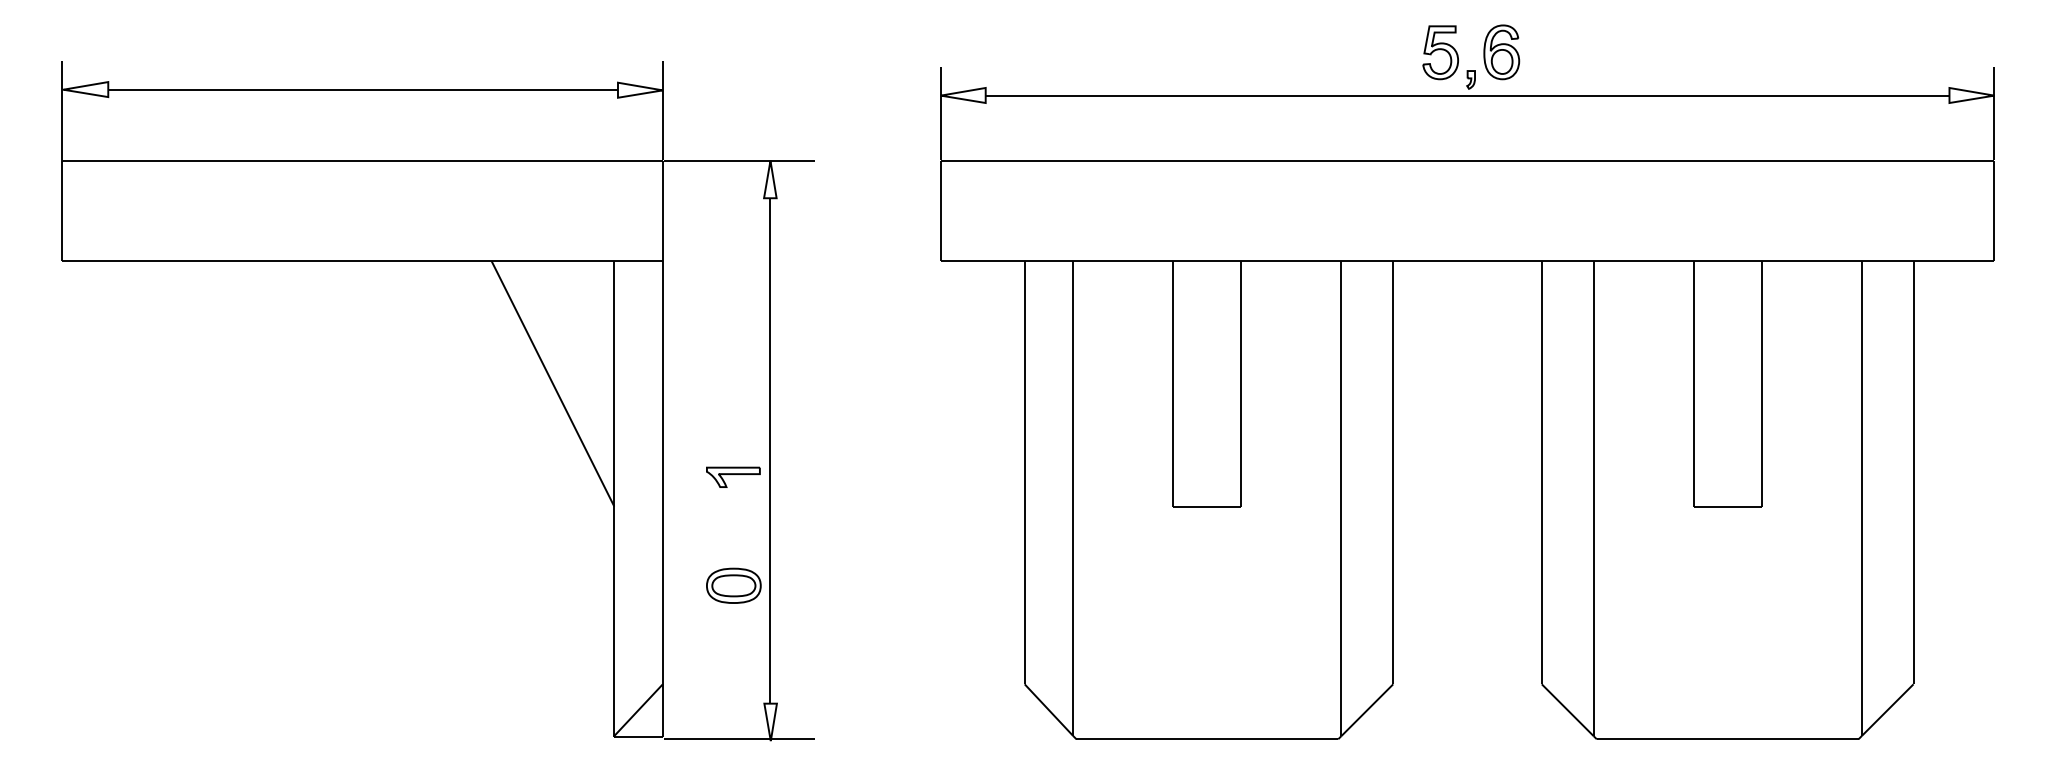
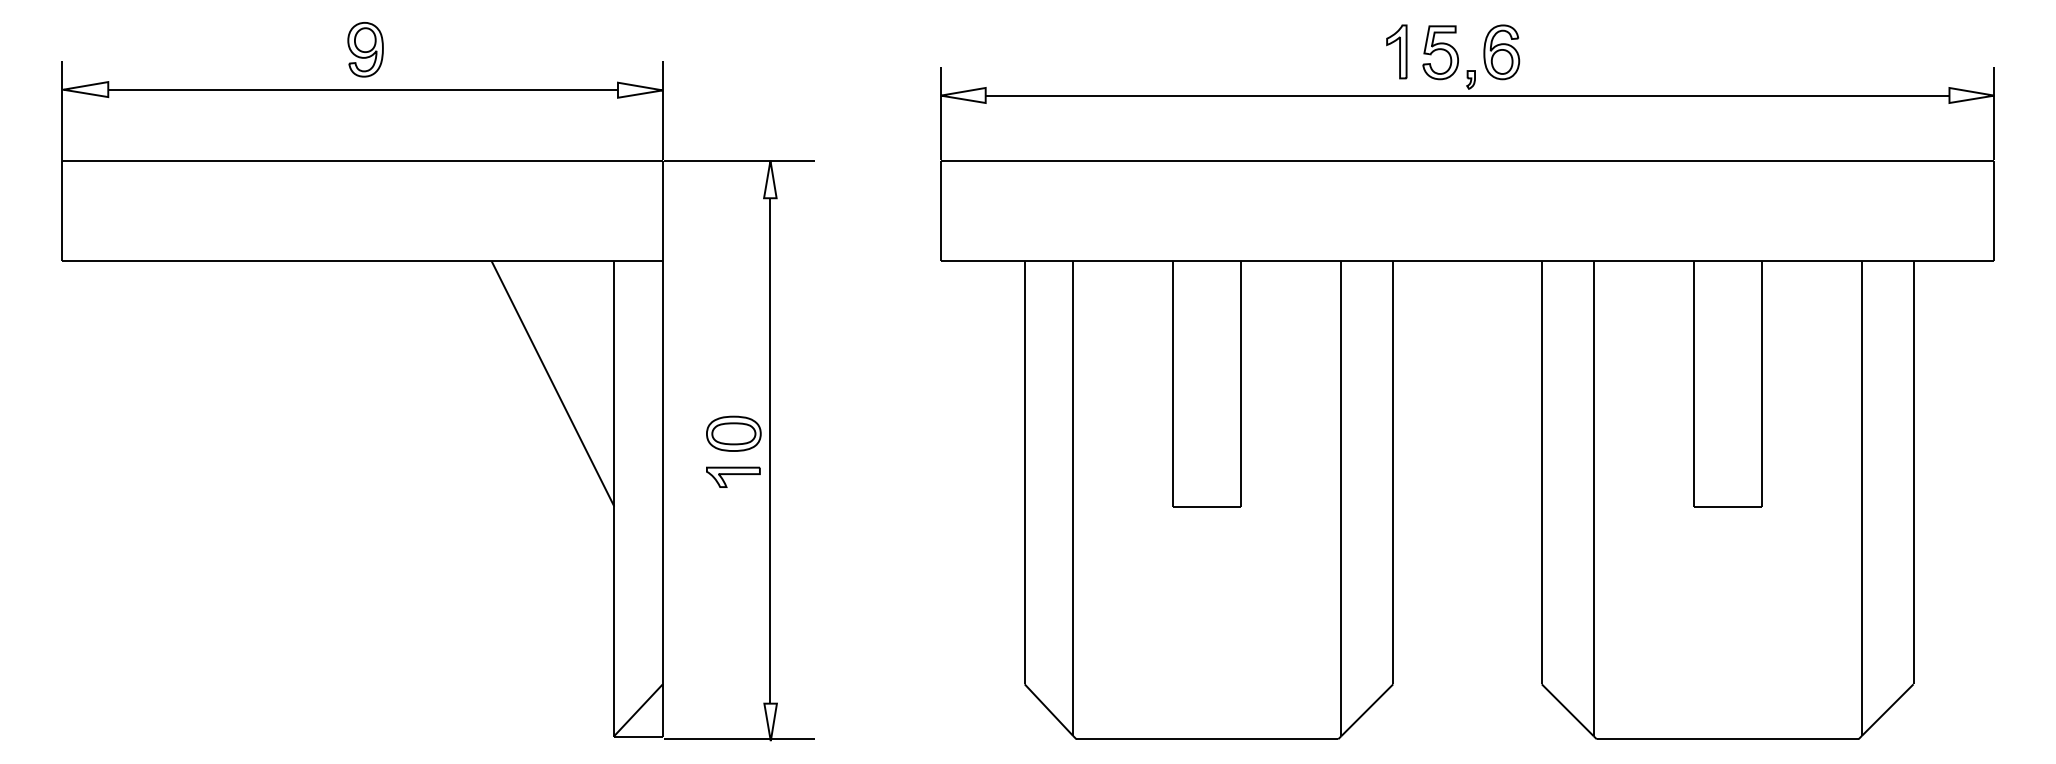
part: none -> present (365, 49)
part: none -> present (1396, 51)
part position: (733, 585) -> (733, 433) (733, 433)
